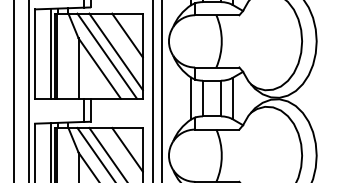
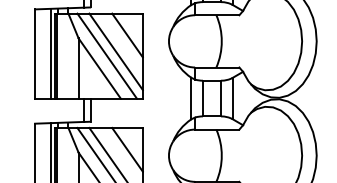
line: present -> none (14, 90)
line: present -> none (29, 90)
line: present -> none (152, 90)
line: present -> none (162, 90)
